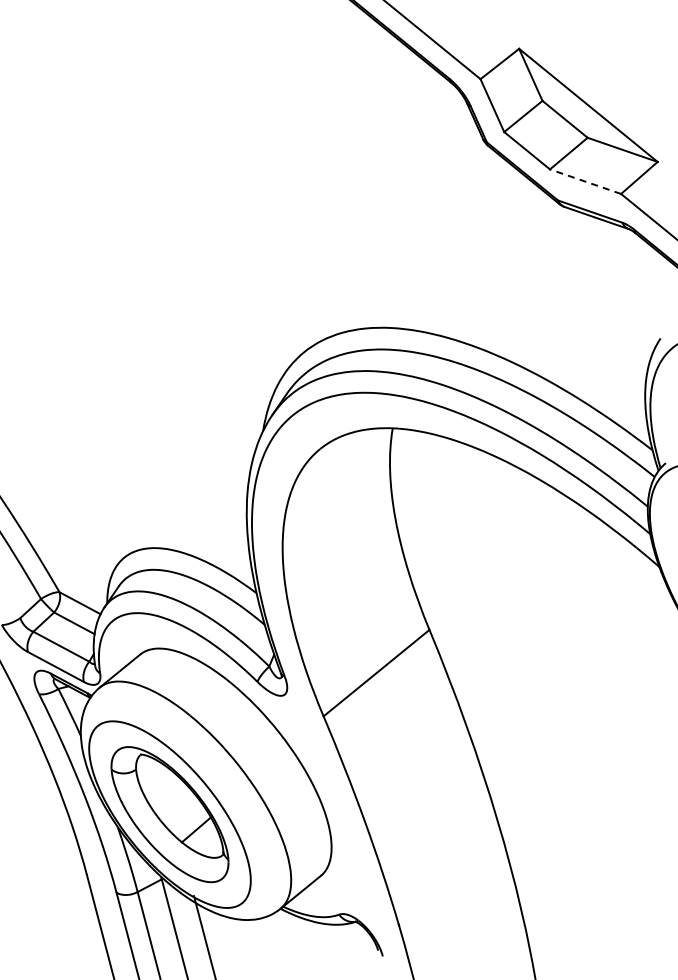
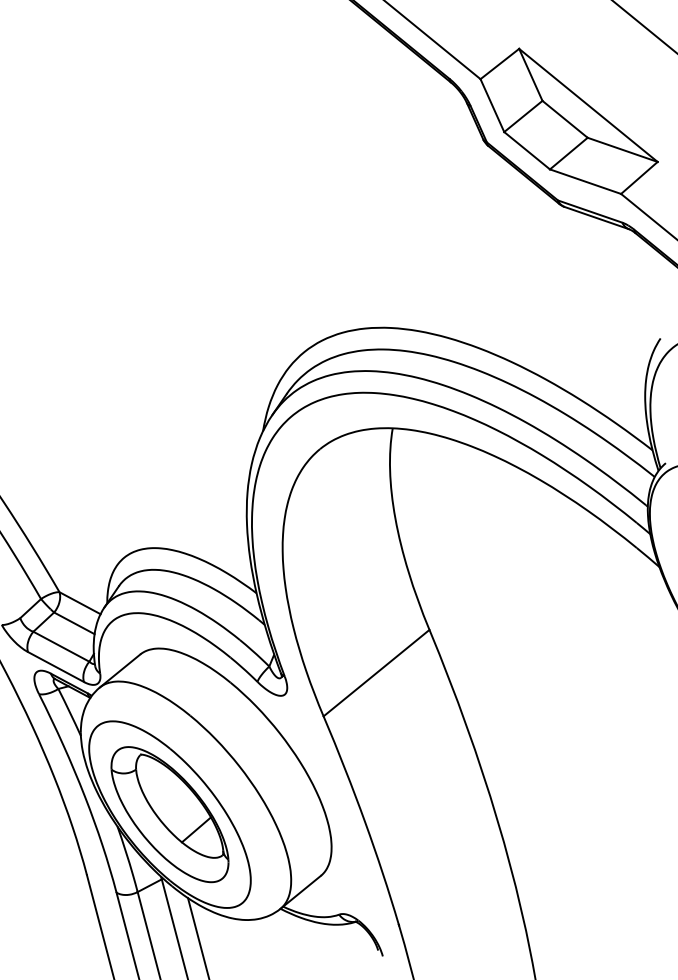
line: none -> present (644, 26)
line: dashed -> solid (585, 181)
line position: (204, 936) -> (197, 937) (197, 937)
